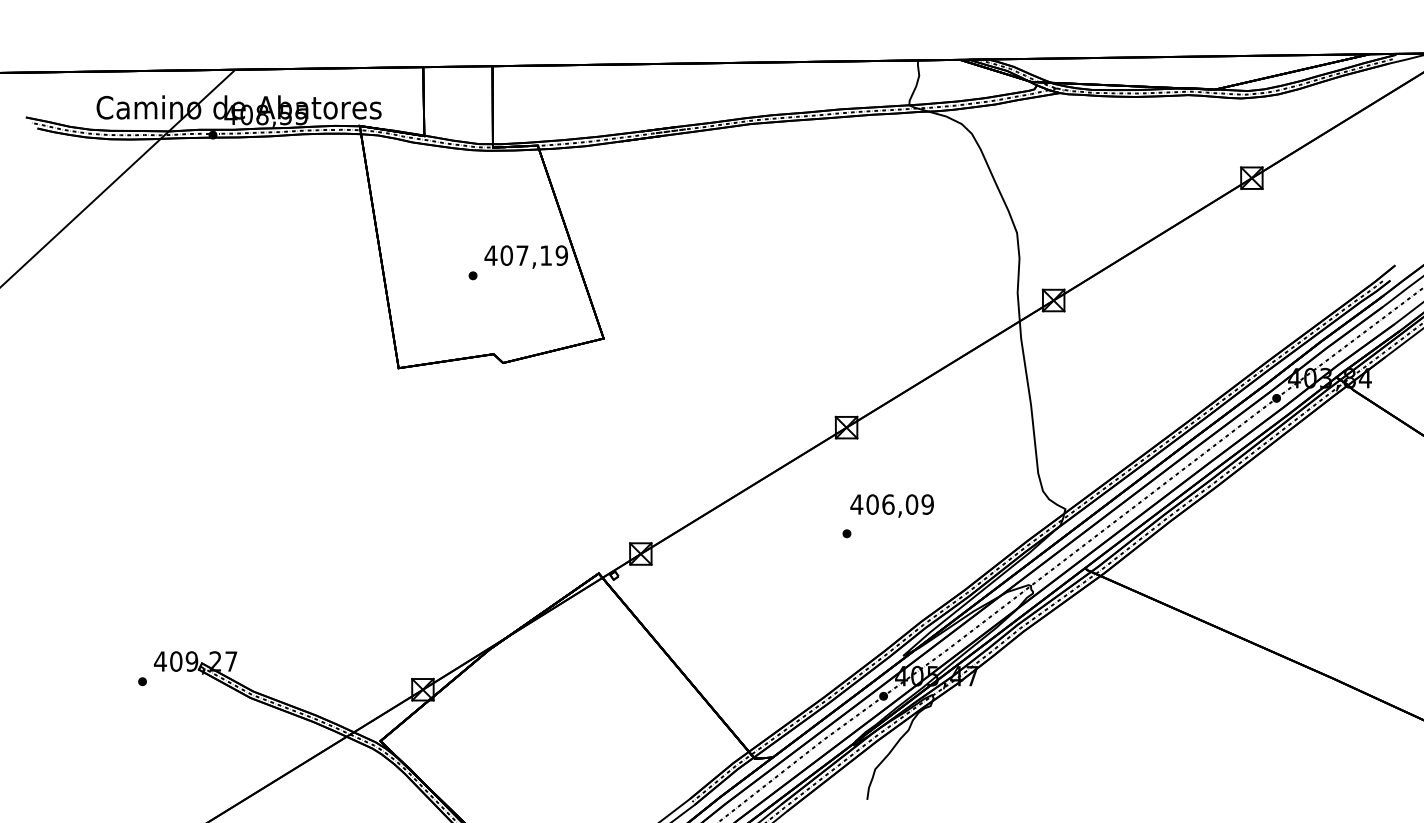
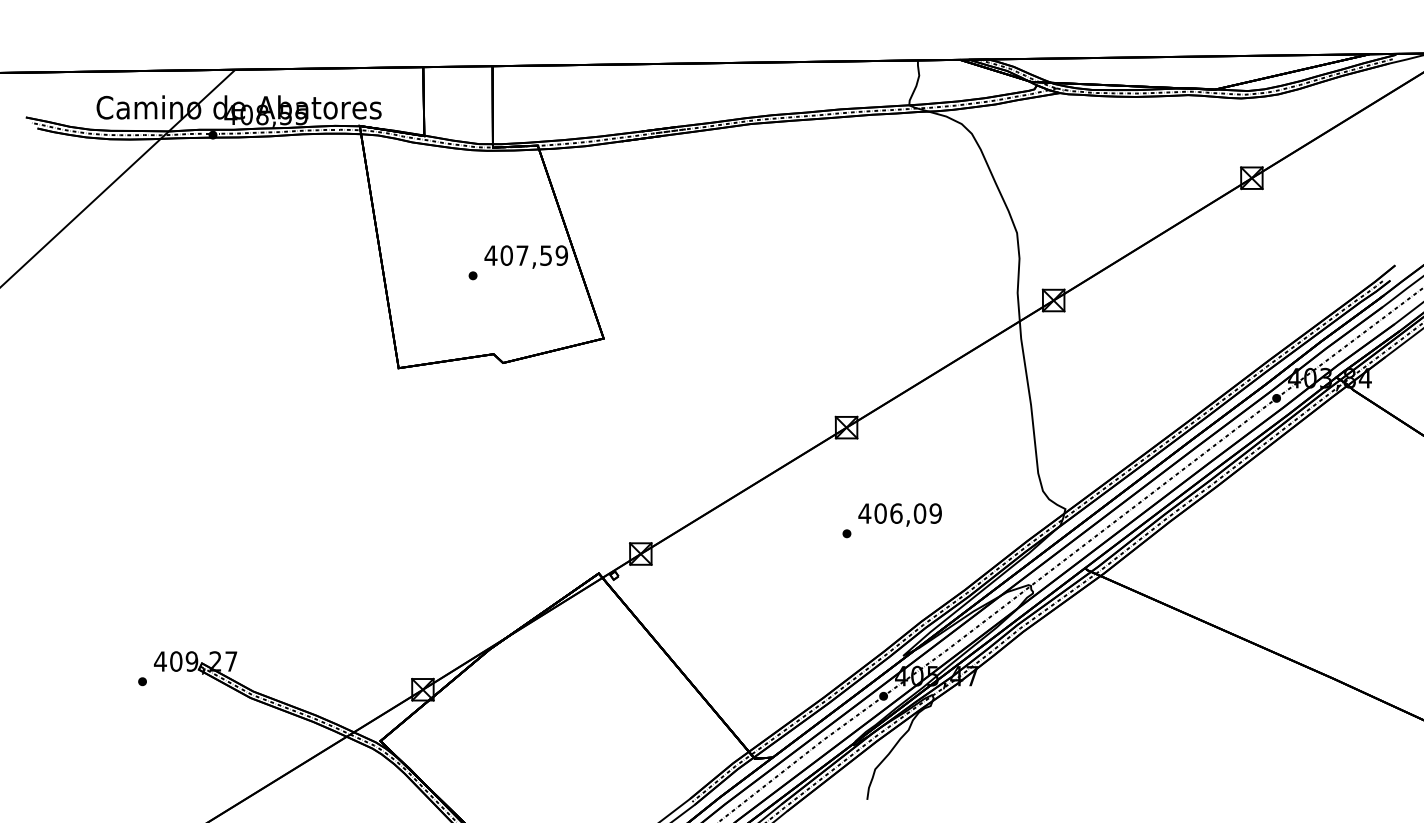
text: 407,19 -> 407,59 (545, 255)
text position: (891, 505) -> (899, 514) (899, 514)
